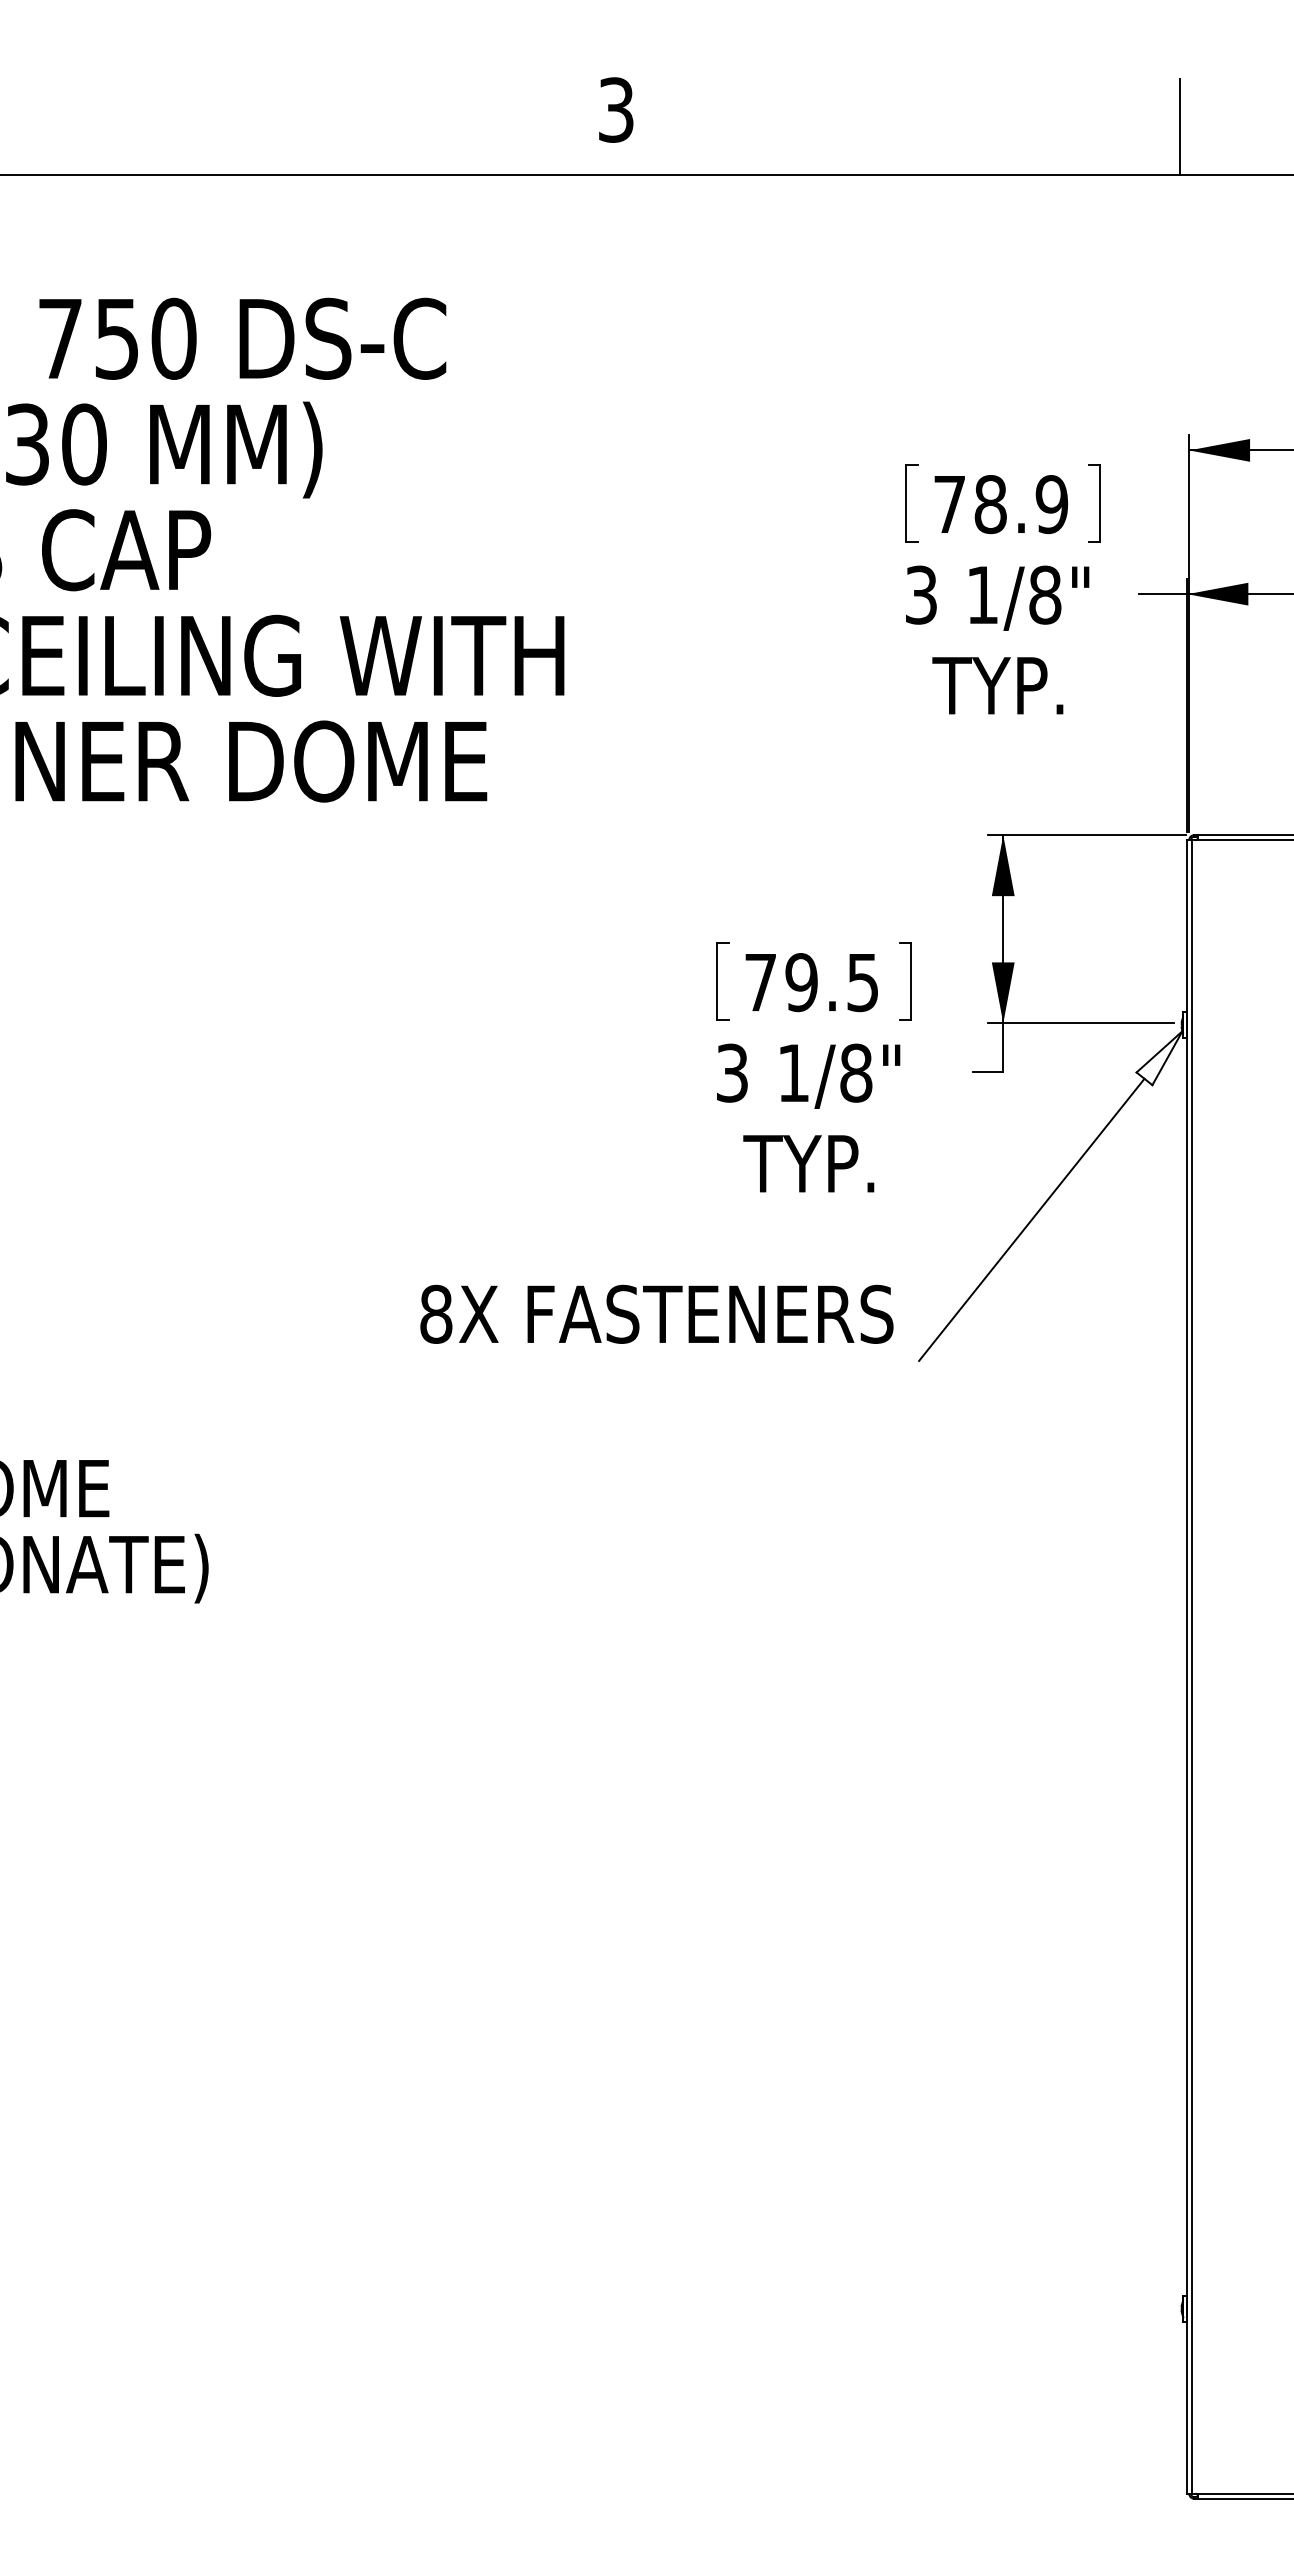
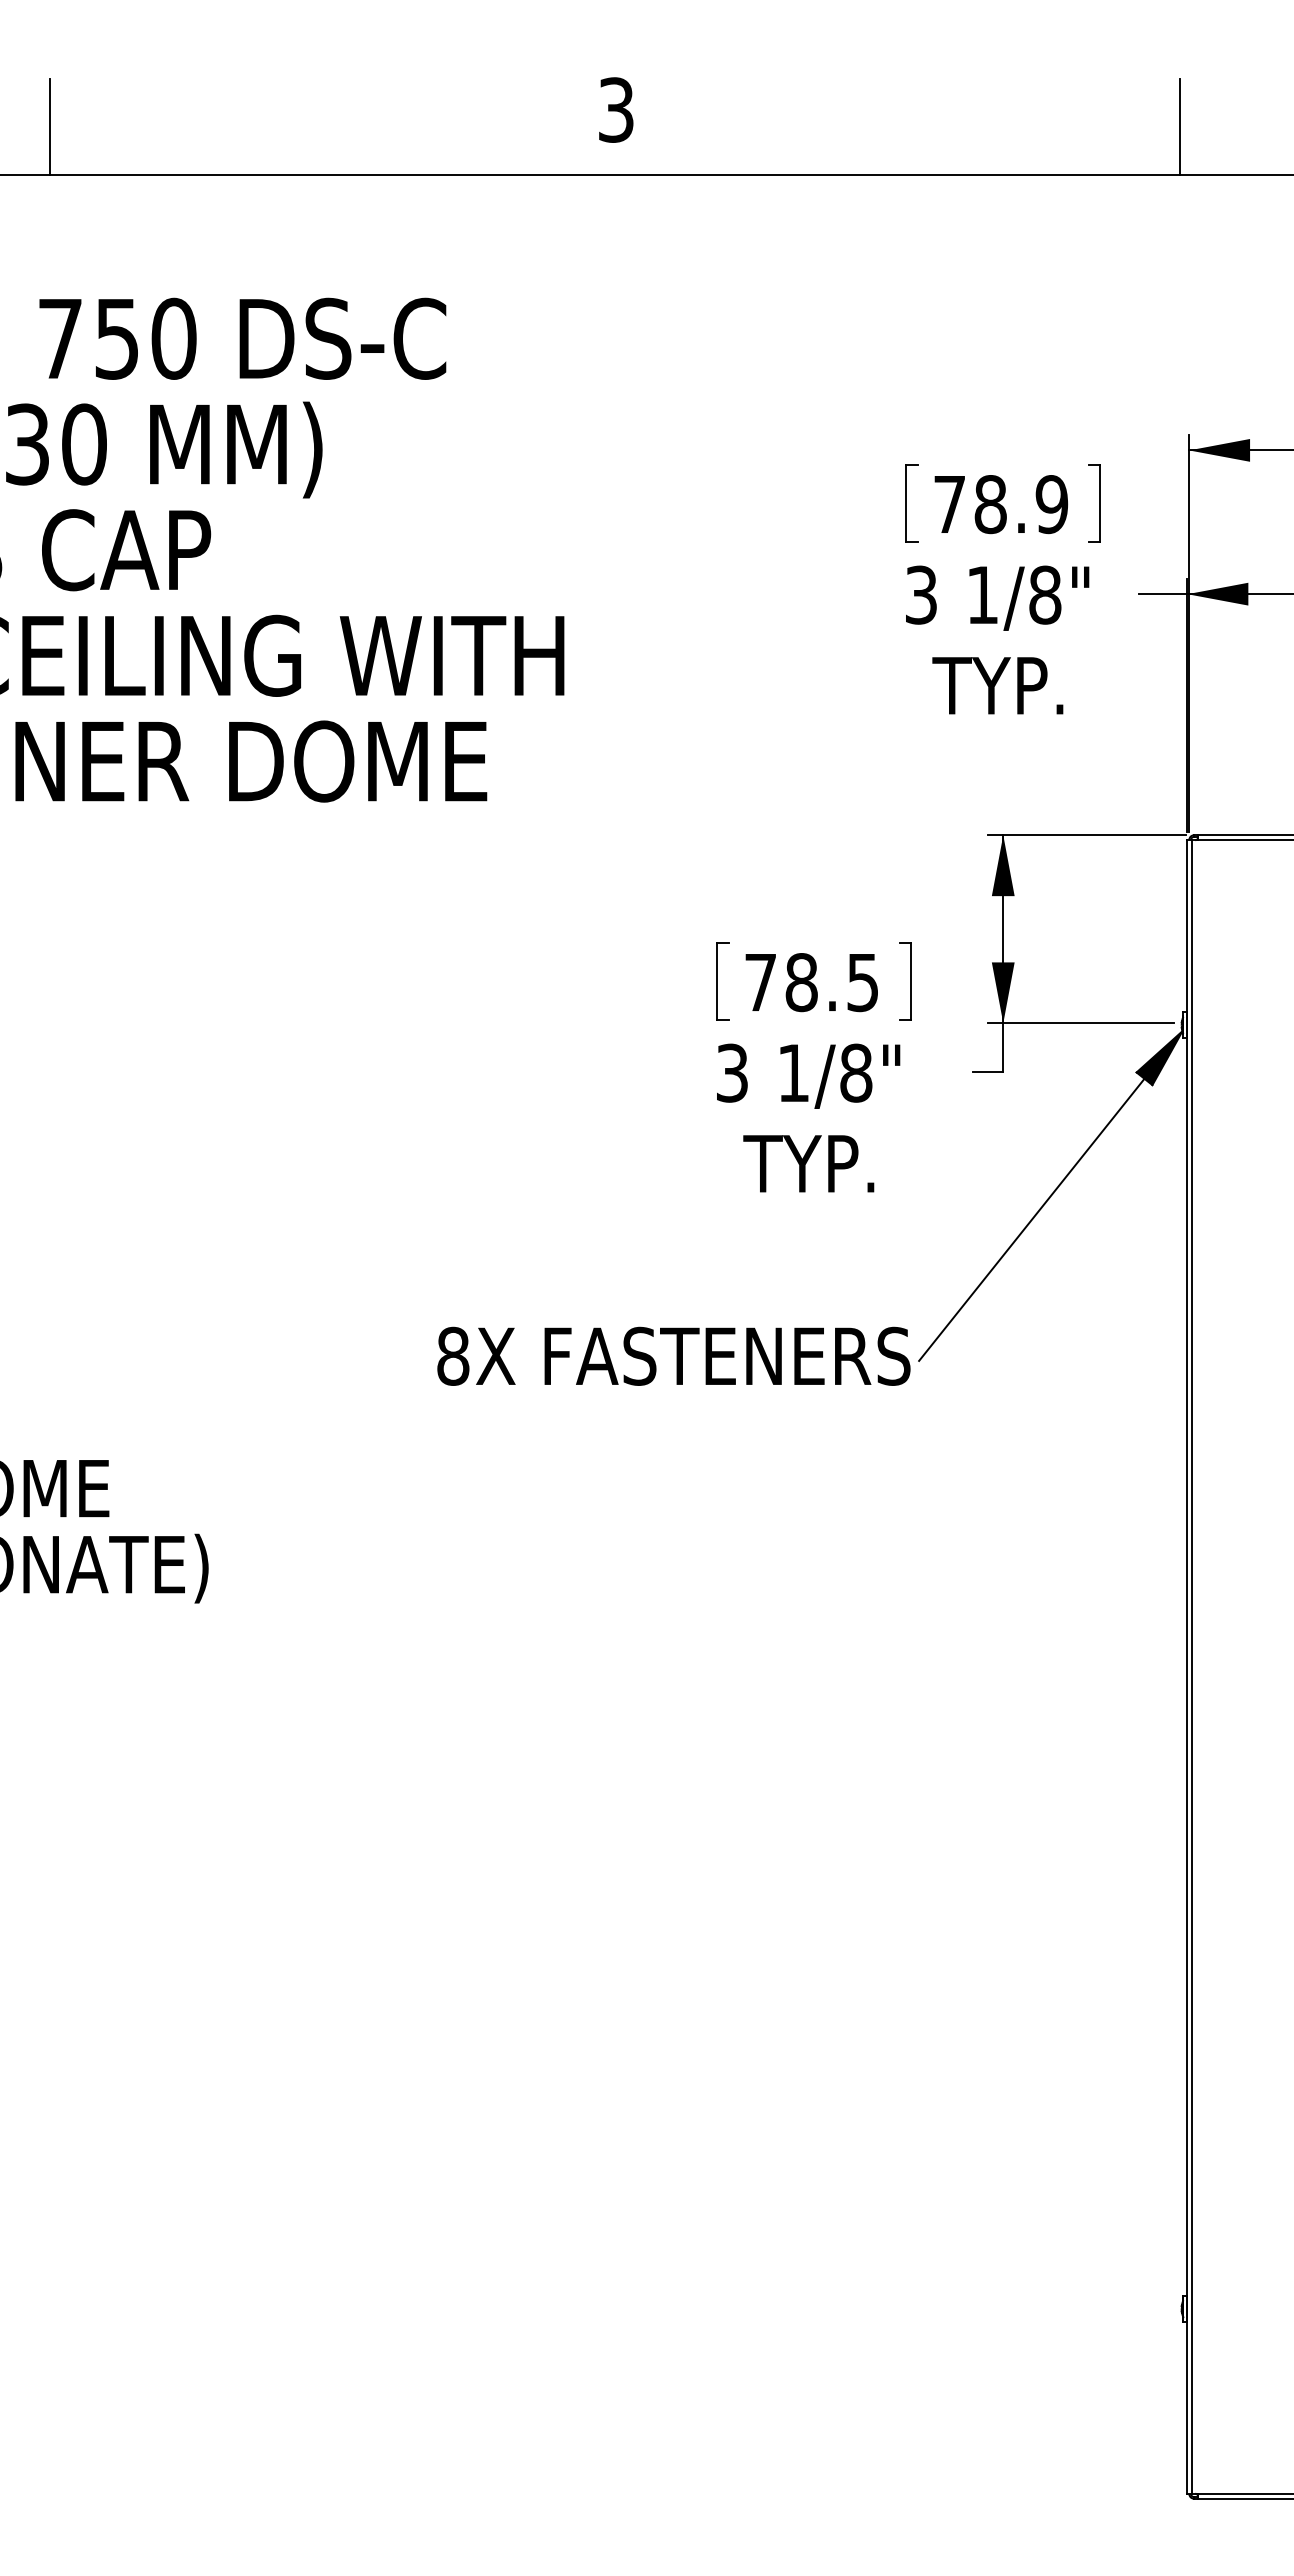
line: none -> present (49, 126)
text: 79.5 -> 78.5 (801, 982)
fill: none -> present (1159, 1058)
text position: (656, 1313) -> (673, 1355) (673, 1355)
